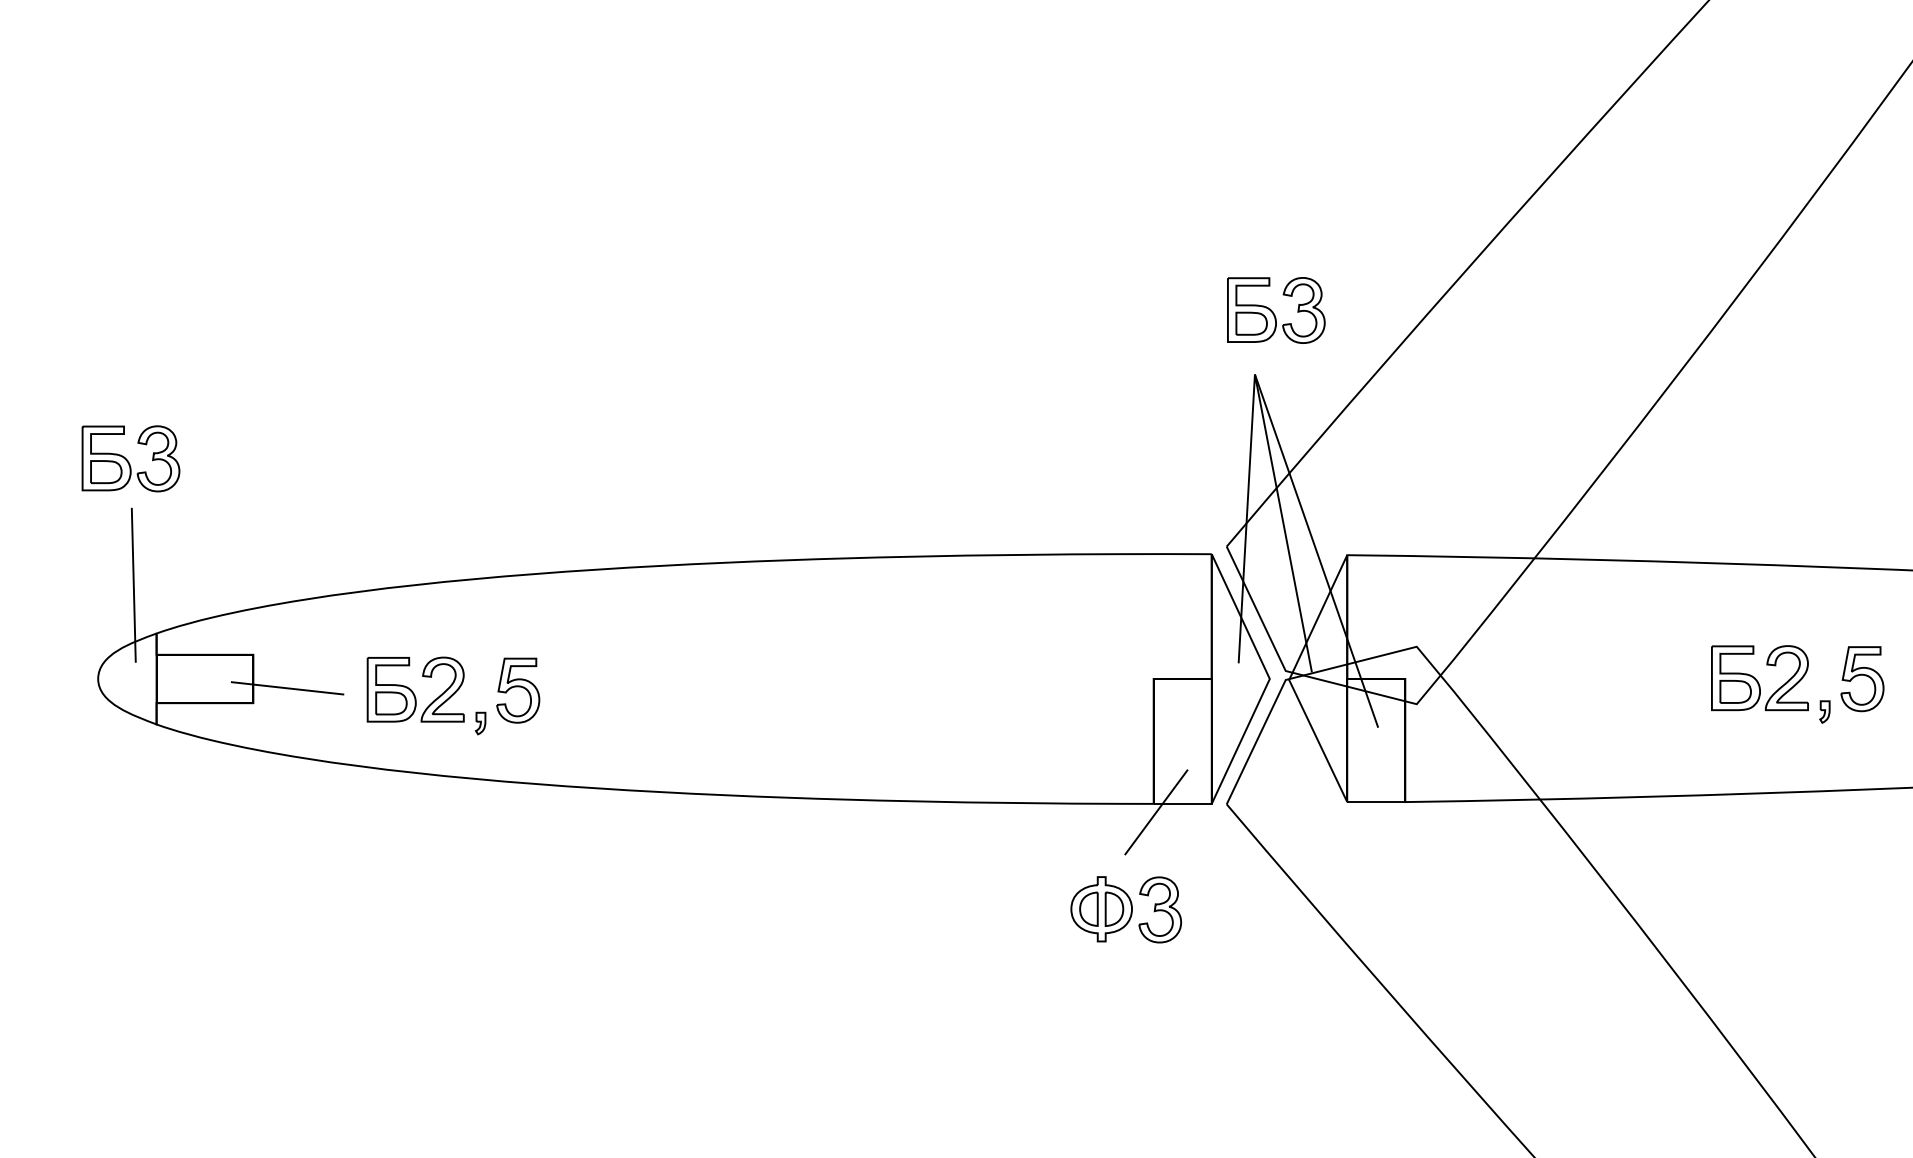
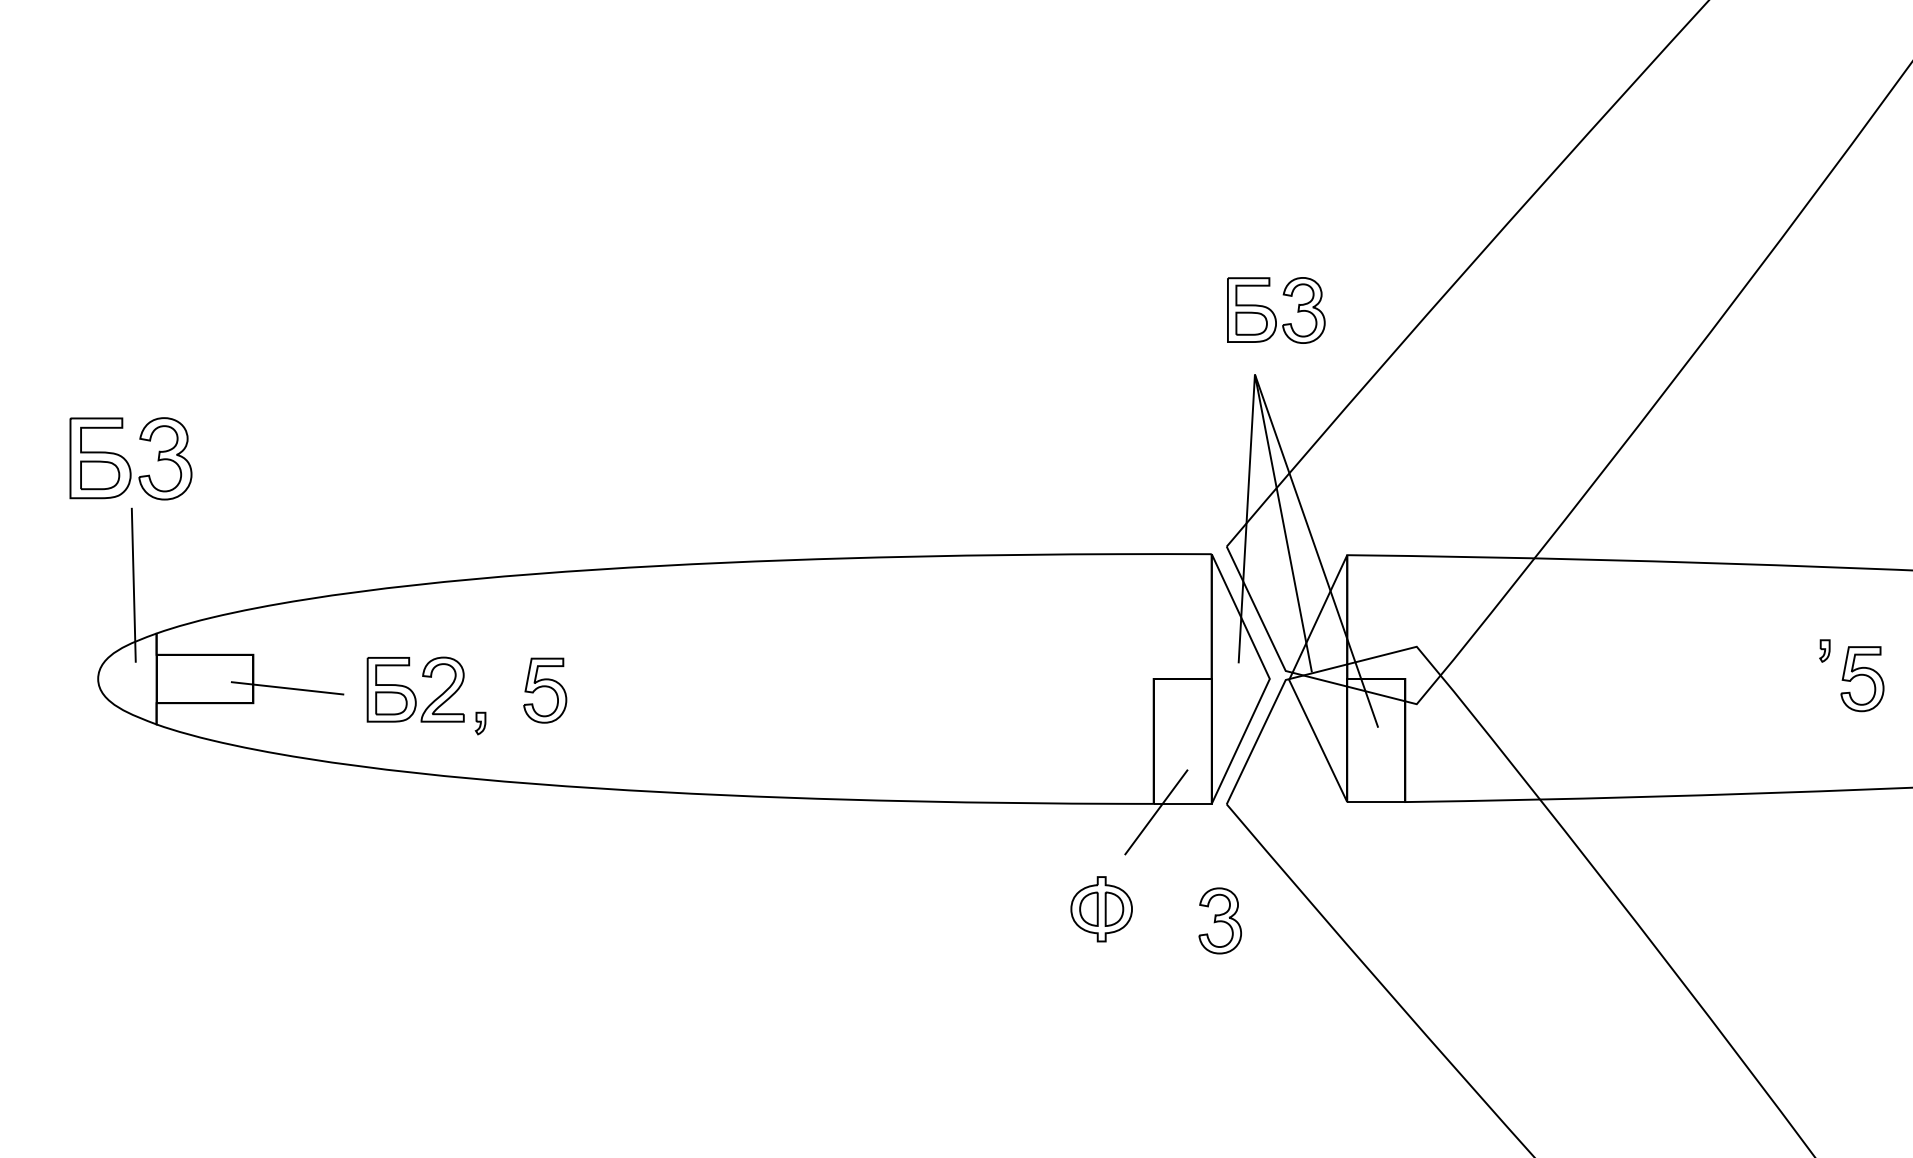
part size: 100x68 px -> 124x84 px (130, 458)
part: present -> none (1759, 678)
part position: (518, 690) -> (545, 690) (545, 690)
part position: (1824, 711) -> (1824, 650) (1824, 650)
part position: (1159, 909) -> (1219, 920) (1219, 920)
